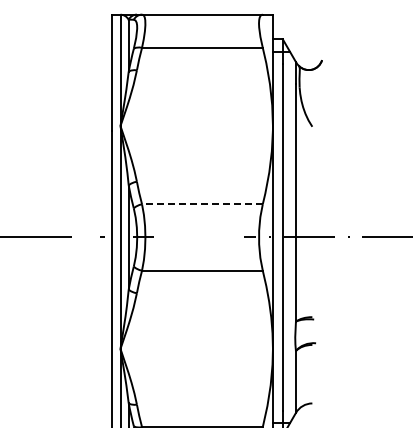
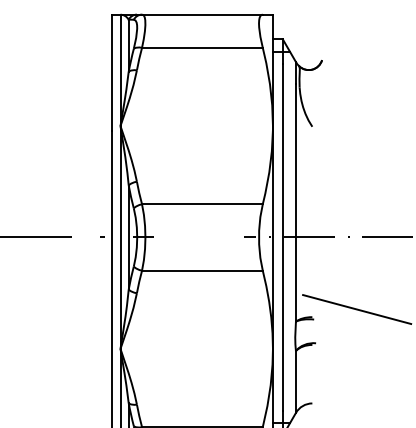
line: dashed -> solid (201, 204)
line: none -> present (357, 309)
